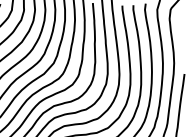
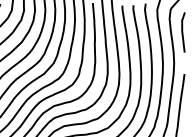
line: none -> present (183, 32)
